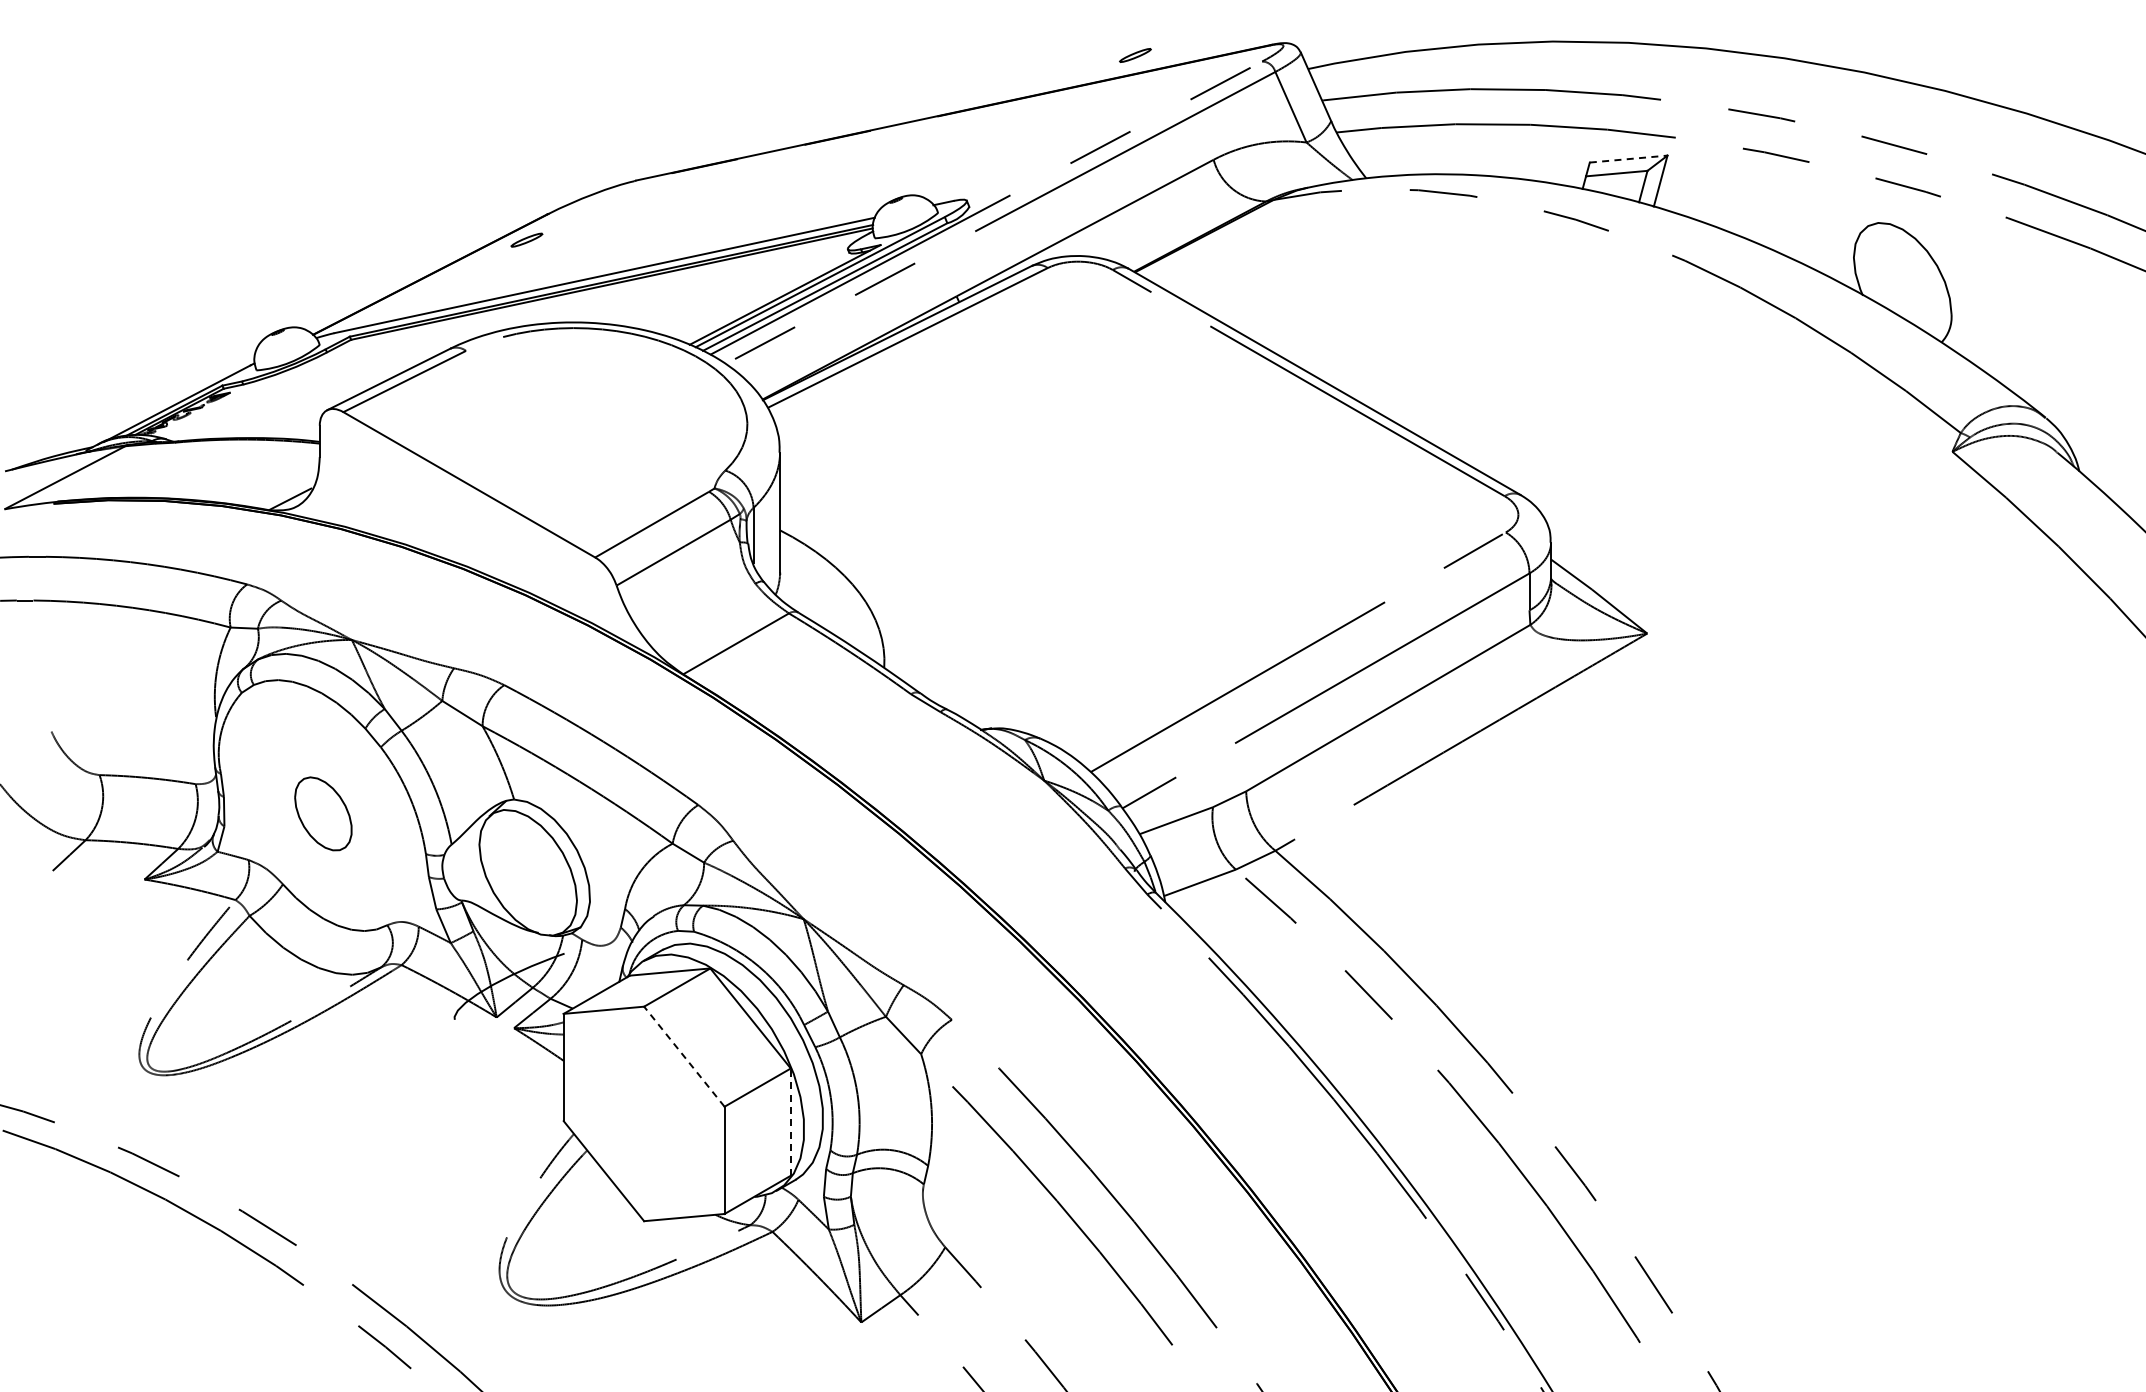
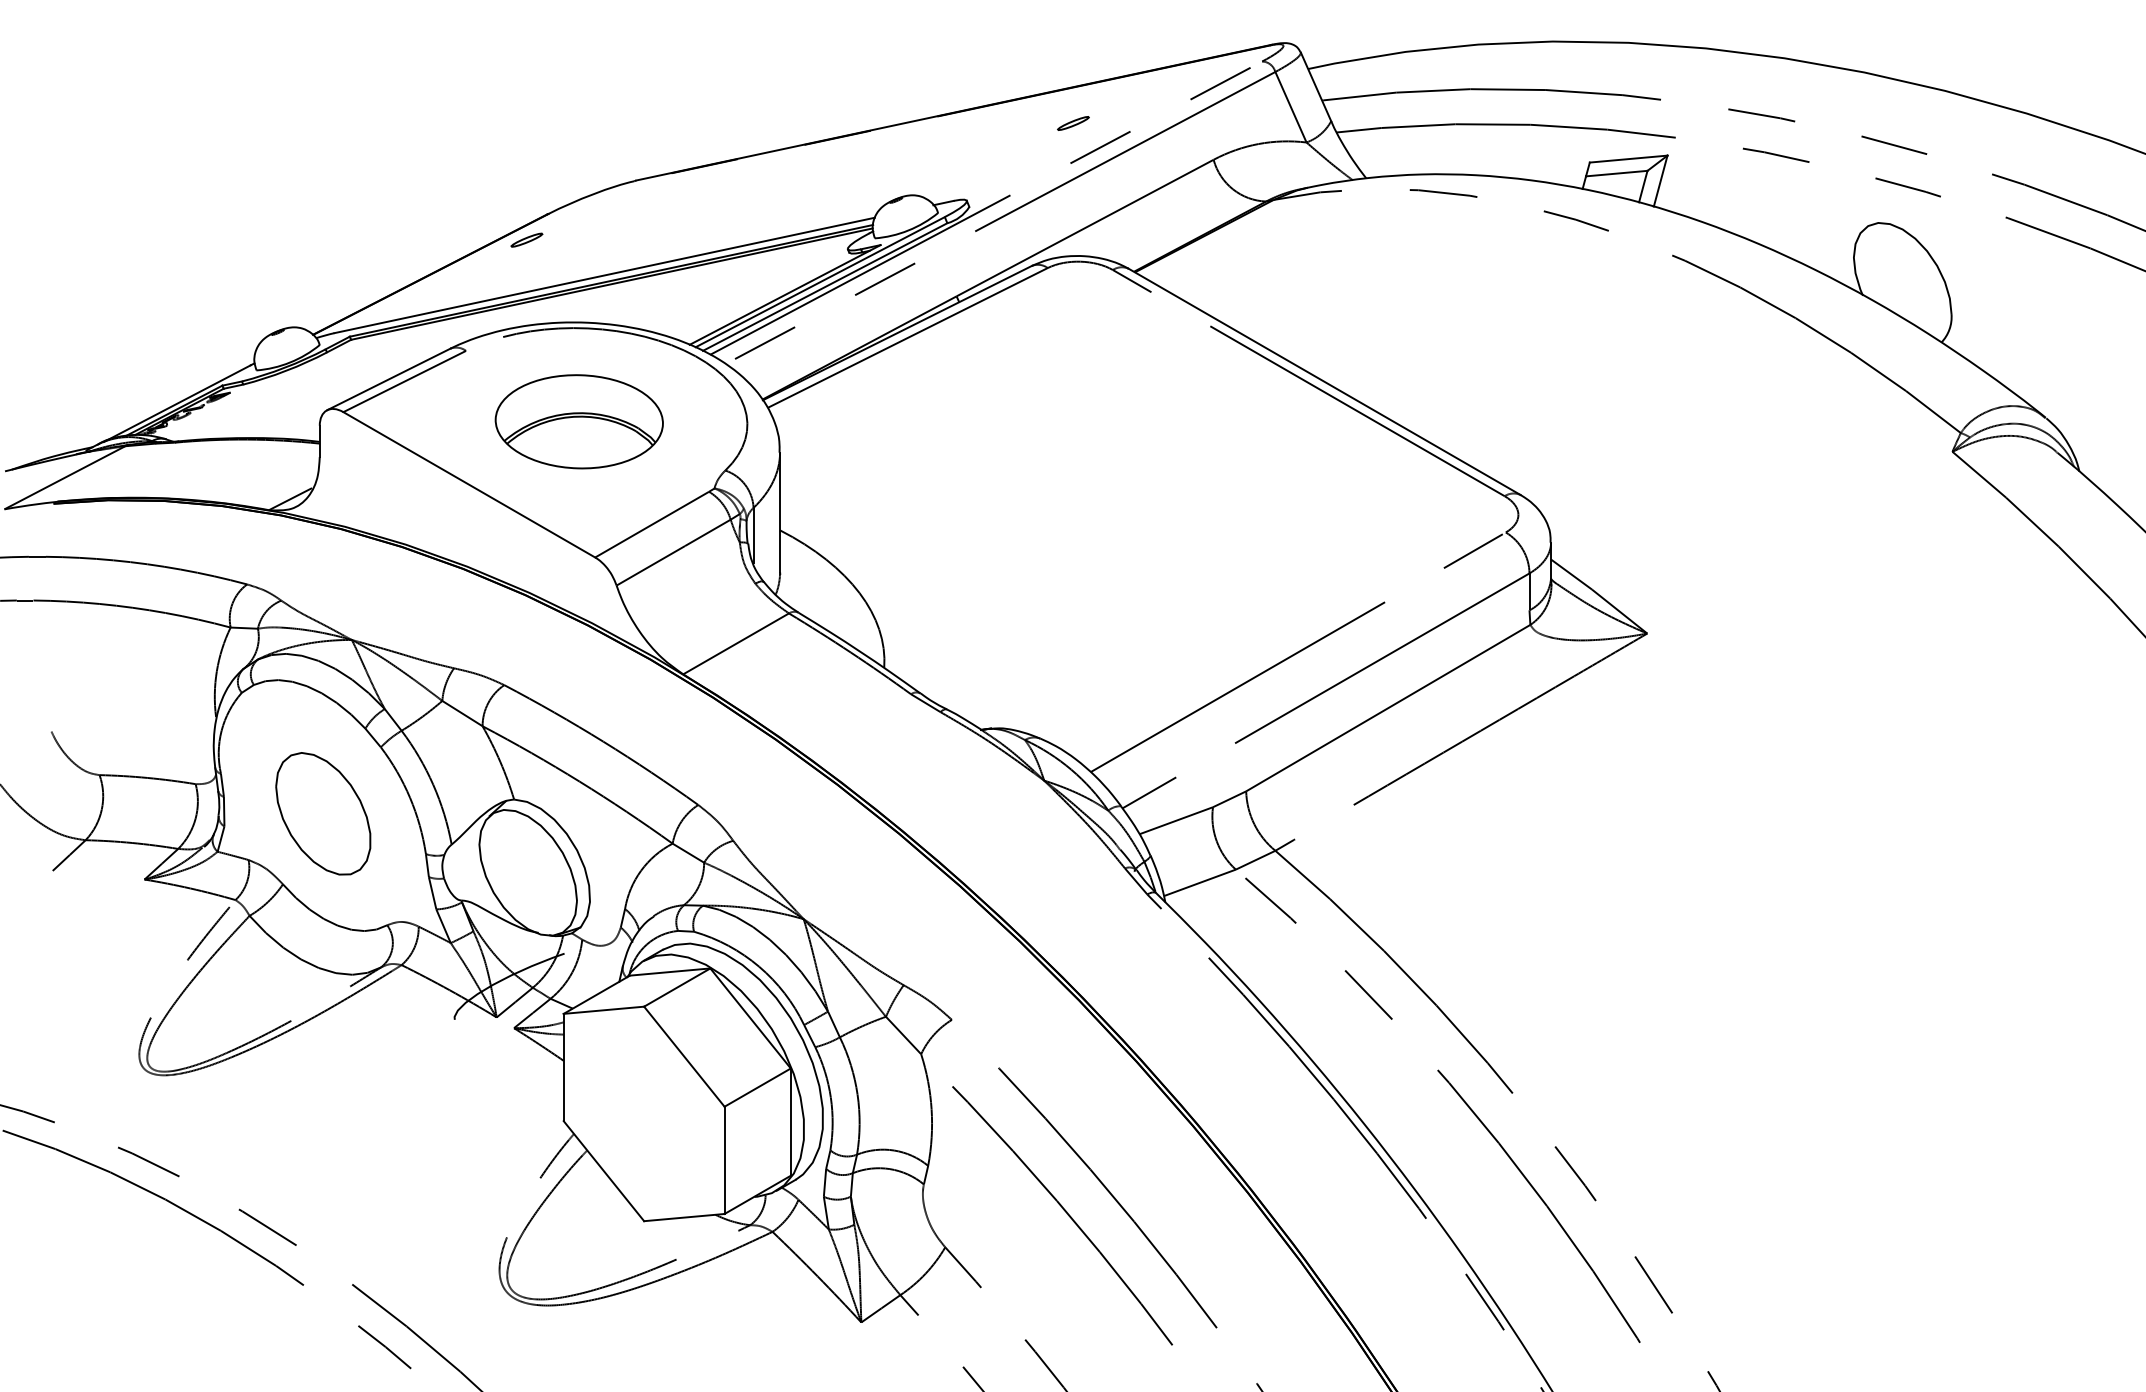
part position: (1135, 55) -> (1073, 123) (1073, 123)
line: dashed -> solid (1629, 159)
part: none -> present (578, 421)
part size: 59x76 px -> 97x124 px (323, 813)
line: dashed -> solid (684, 1056)
line: dashed -> solid (790, 1122)
